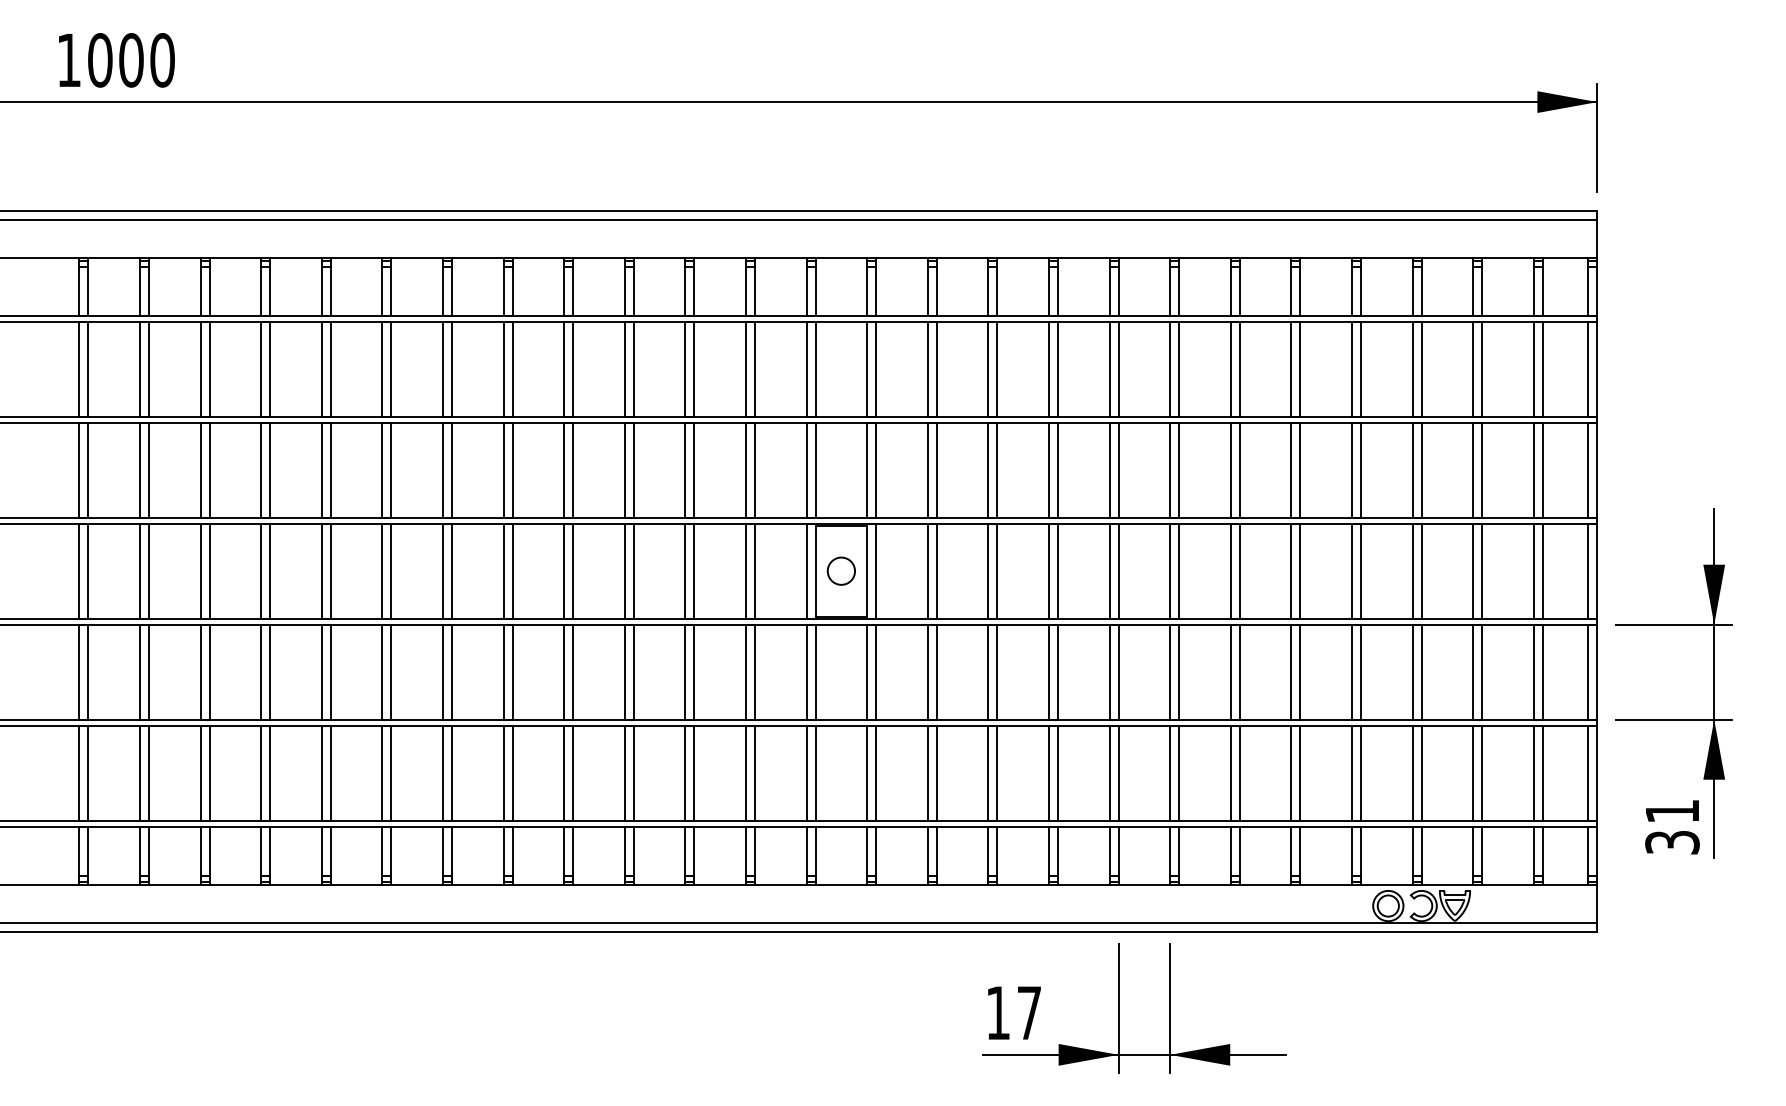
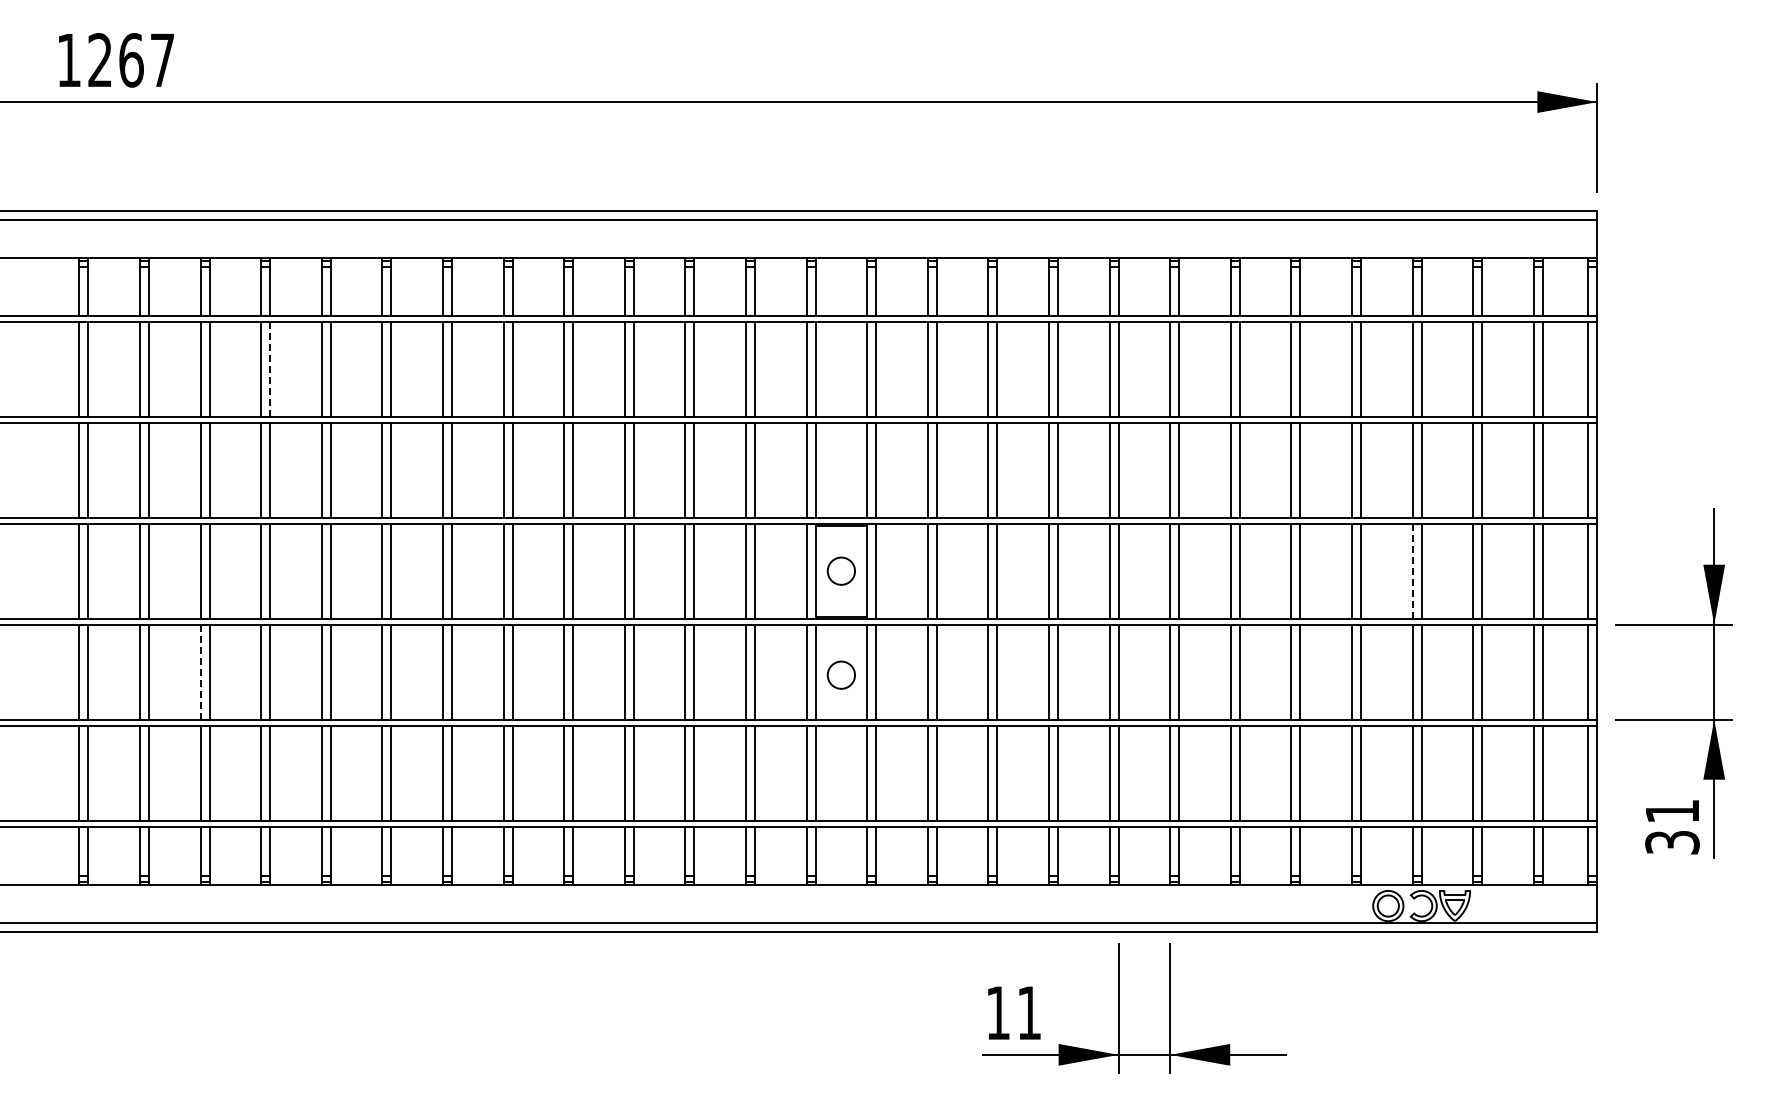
text: 1000 -> 1267 (131, 60)
line: solid -> dashed (270, 369)
line: solid -> dashed (1412, 571)
line: solid -> dashed (200, 672)
circle: none -> present (840, 674)
text: 17 -> 11 (1029, 1012)
